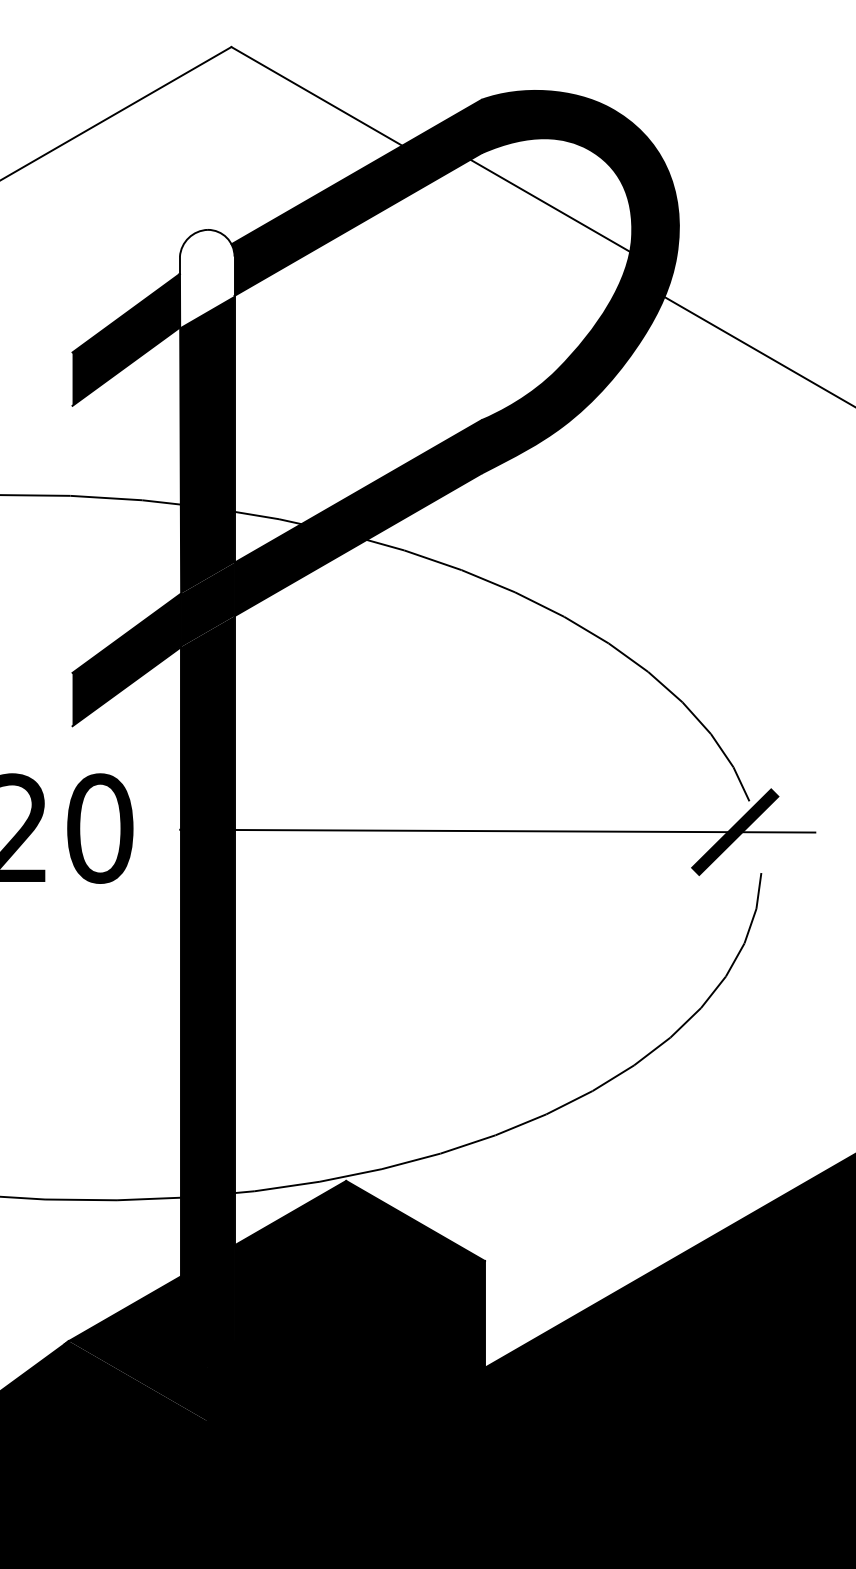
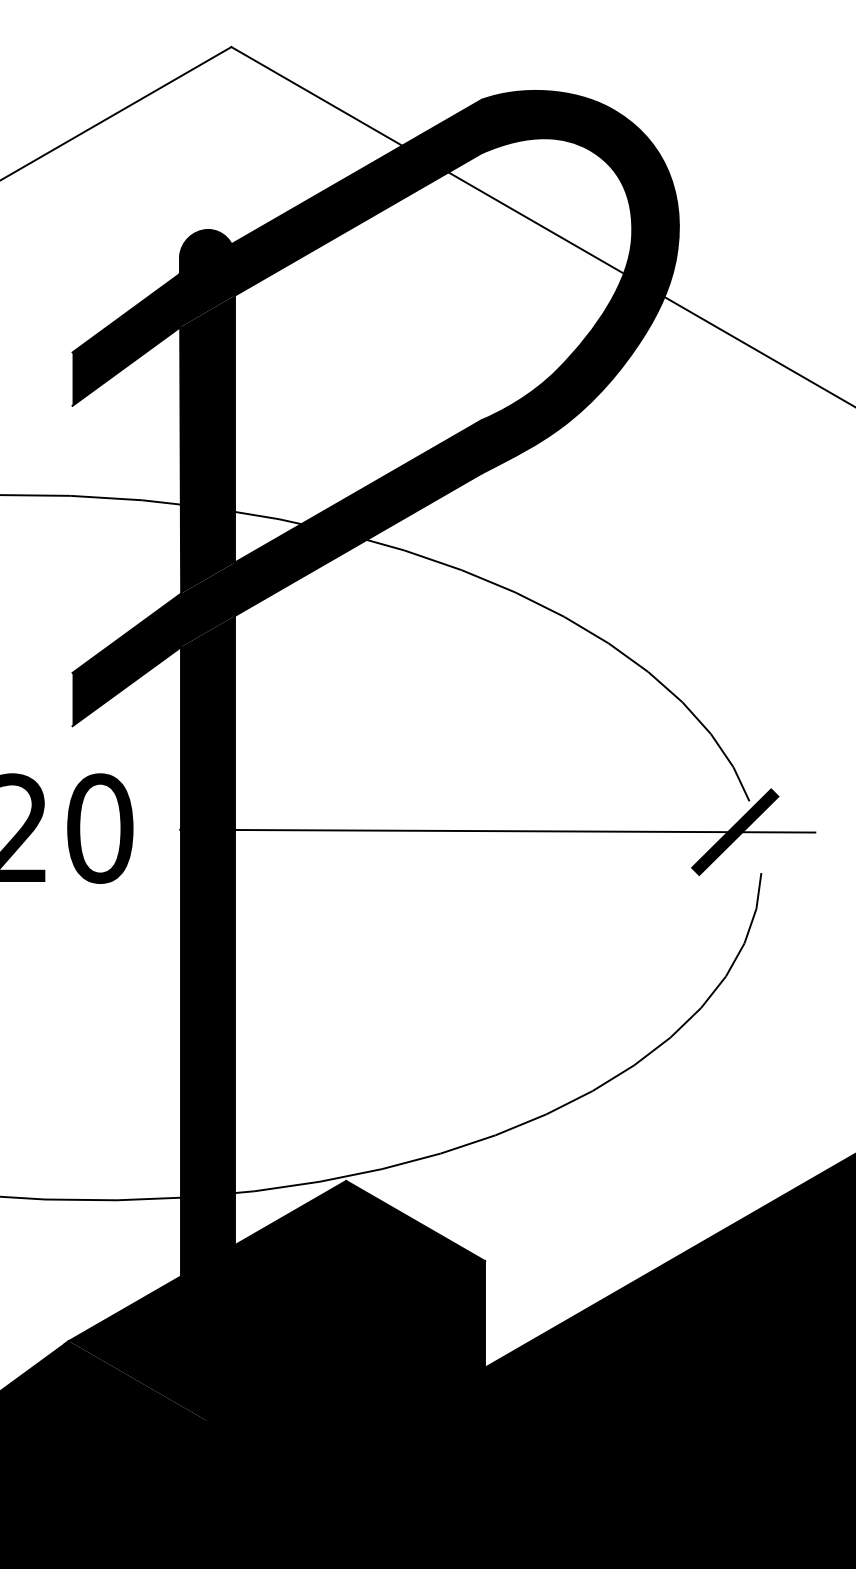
line position: (546, 203) -> (535, 222) (535, 222)
fill: none -> present (206, 278)
